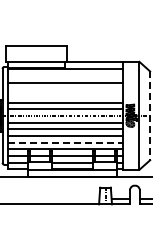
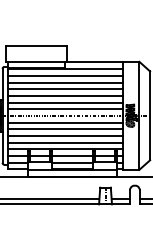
line: none -> present (65, 75)
line: none -> present (65, 89)
line: none -> present (65, 95)
line: dashed -> solid (150, 116)
line: dashed -> solid (66, 142)
line: none -> present (50, 198)
